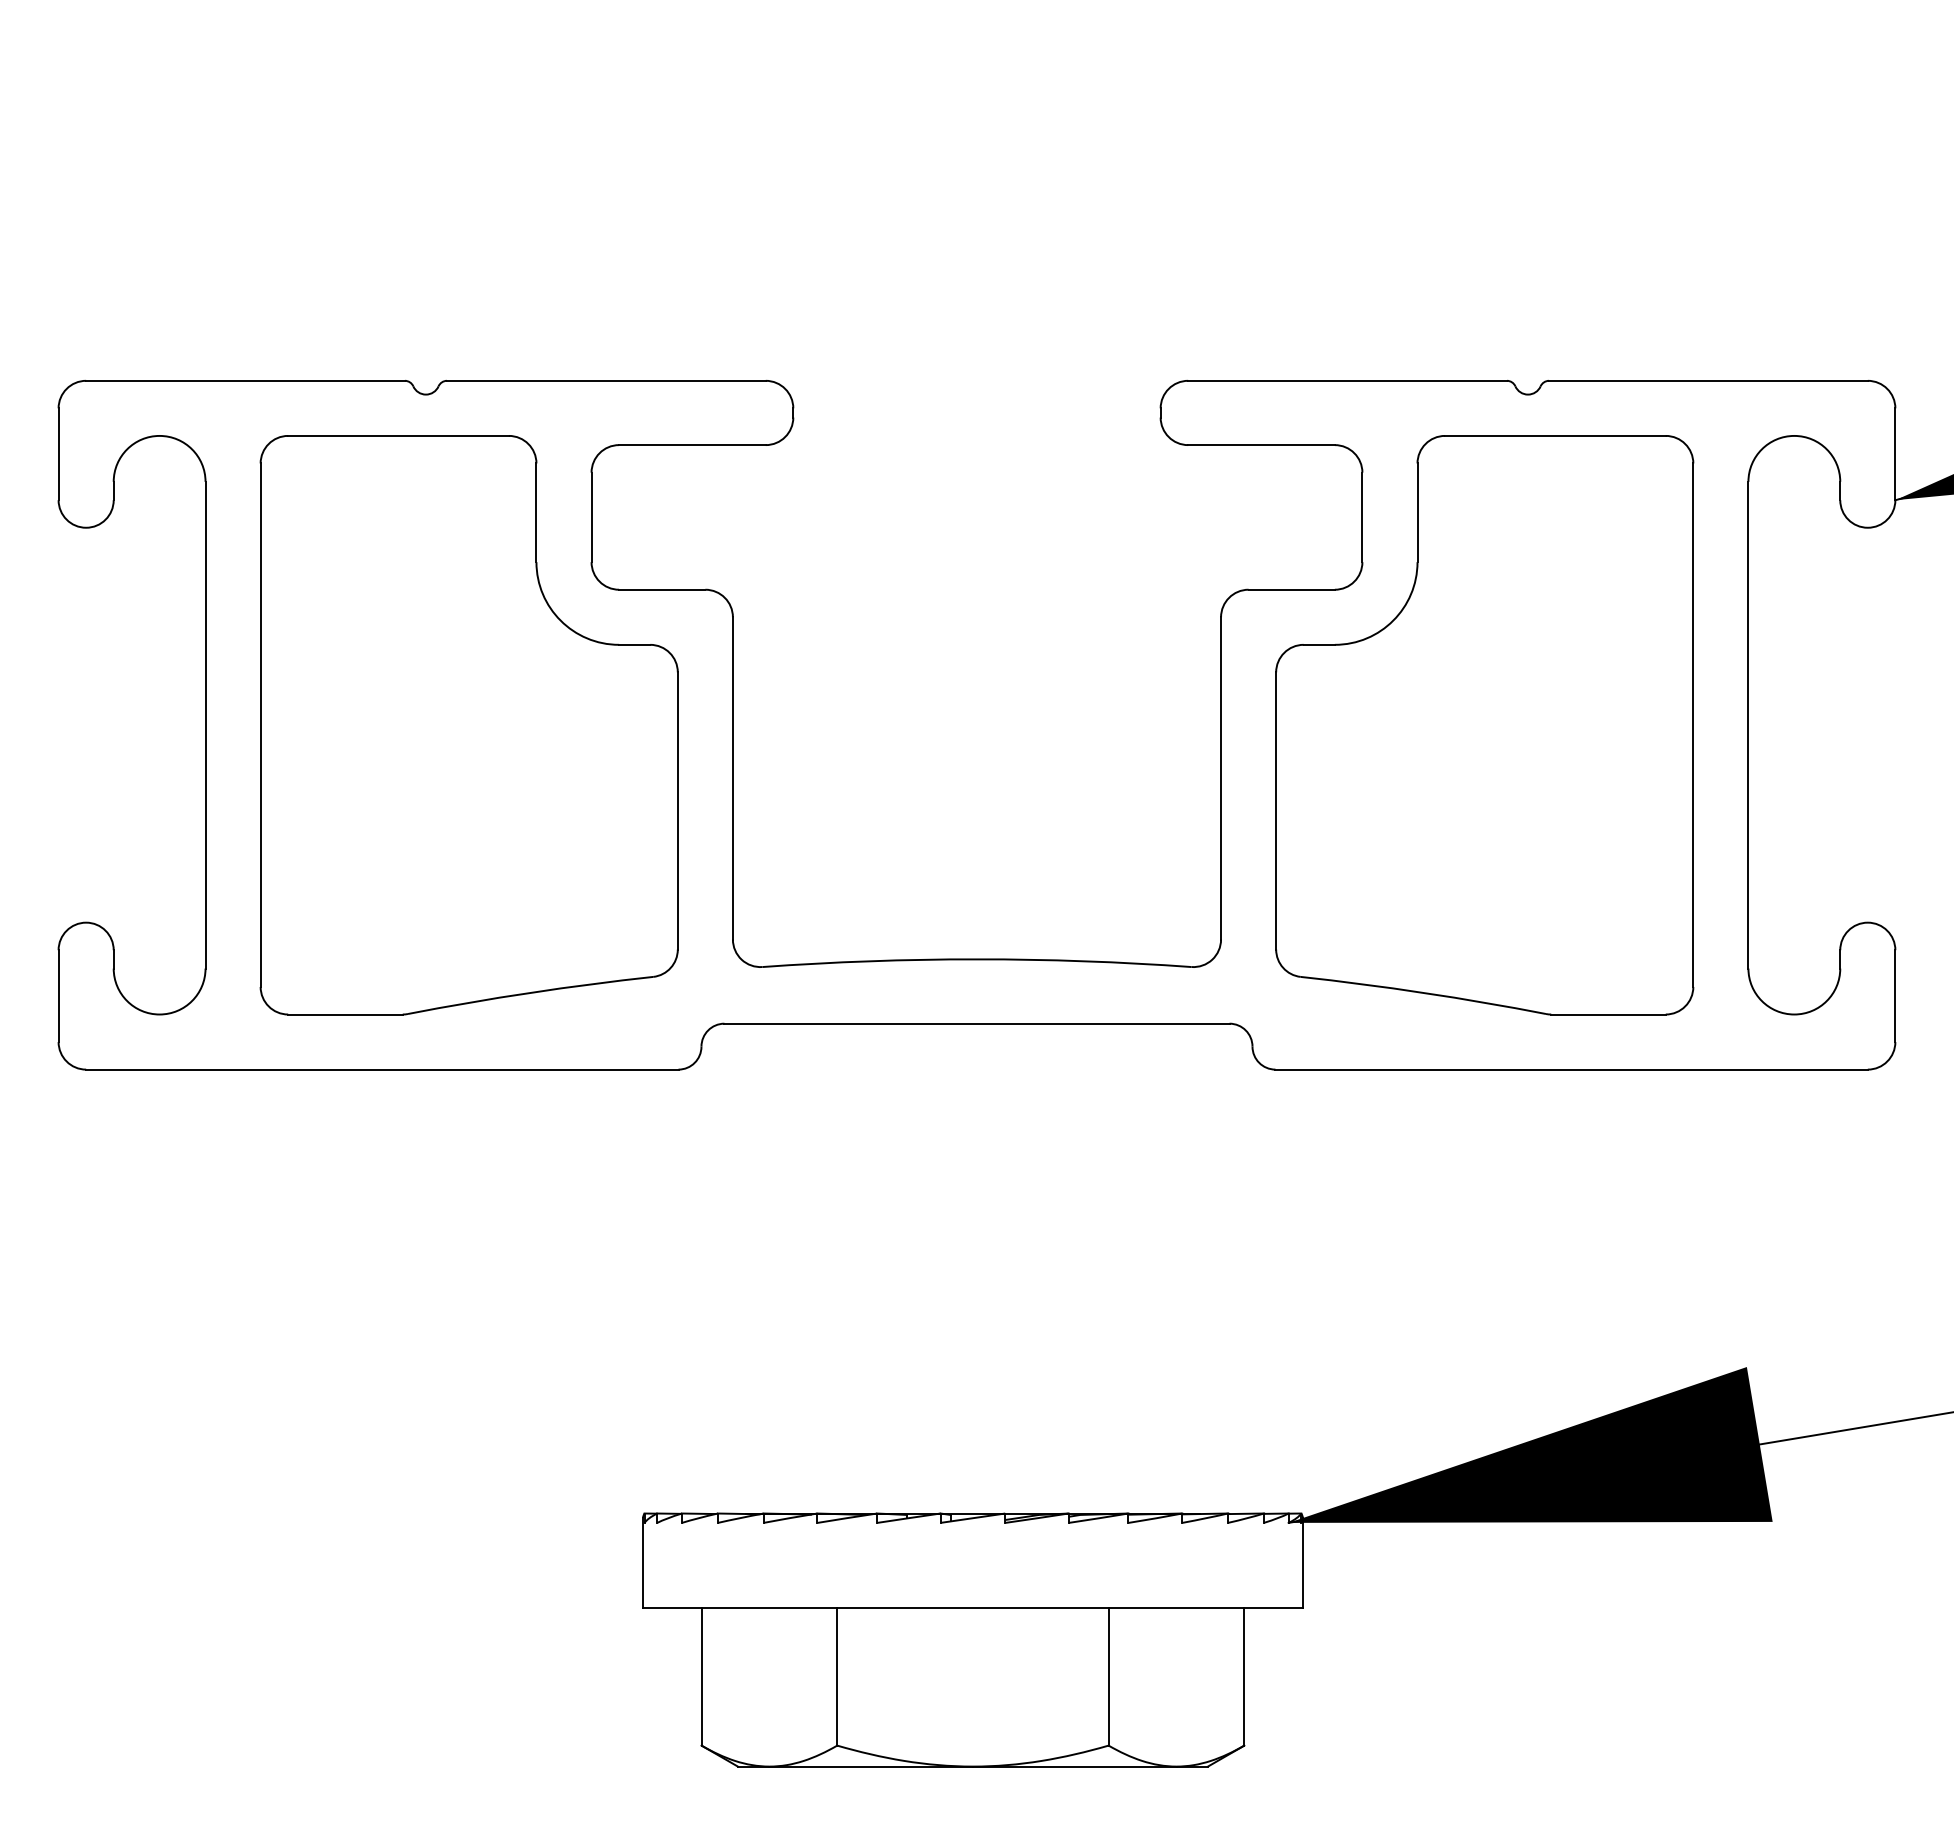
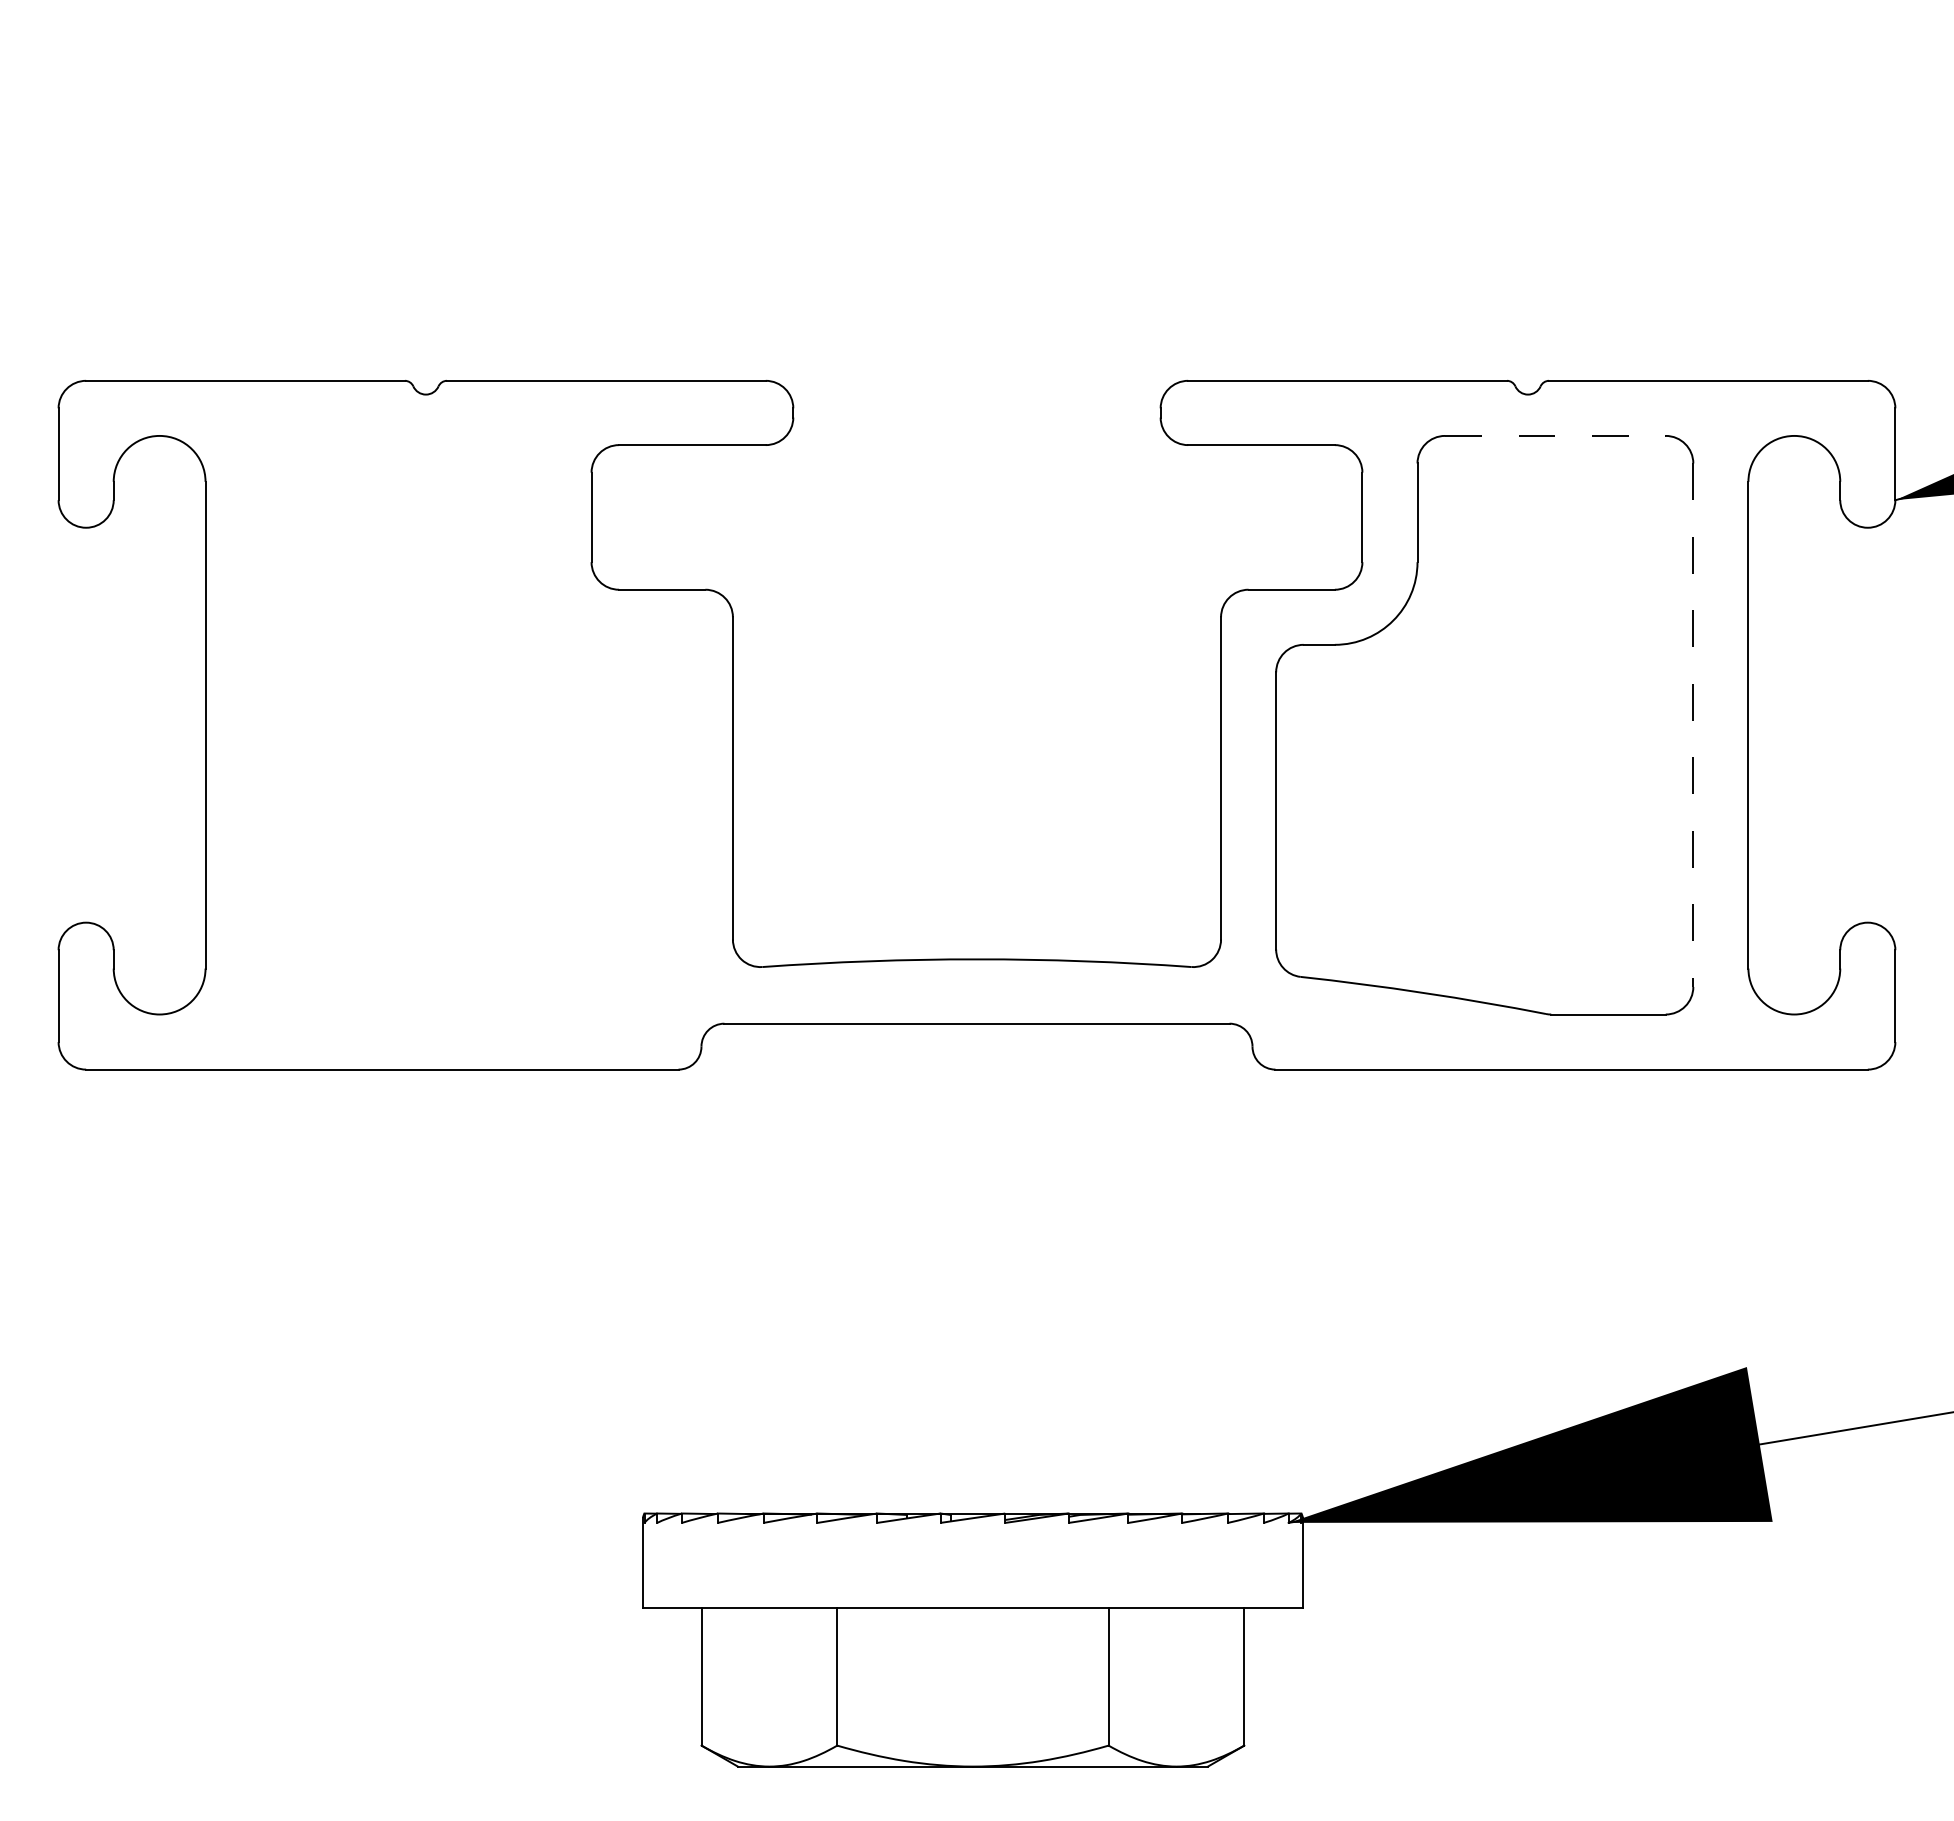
line: solid -> dashed (1555, 435)
part: present -> none (468, 725)
line: solid -> dashed (1693, 725)
